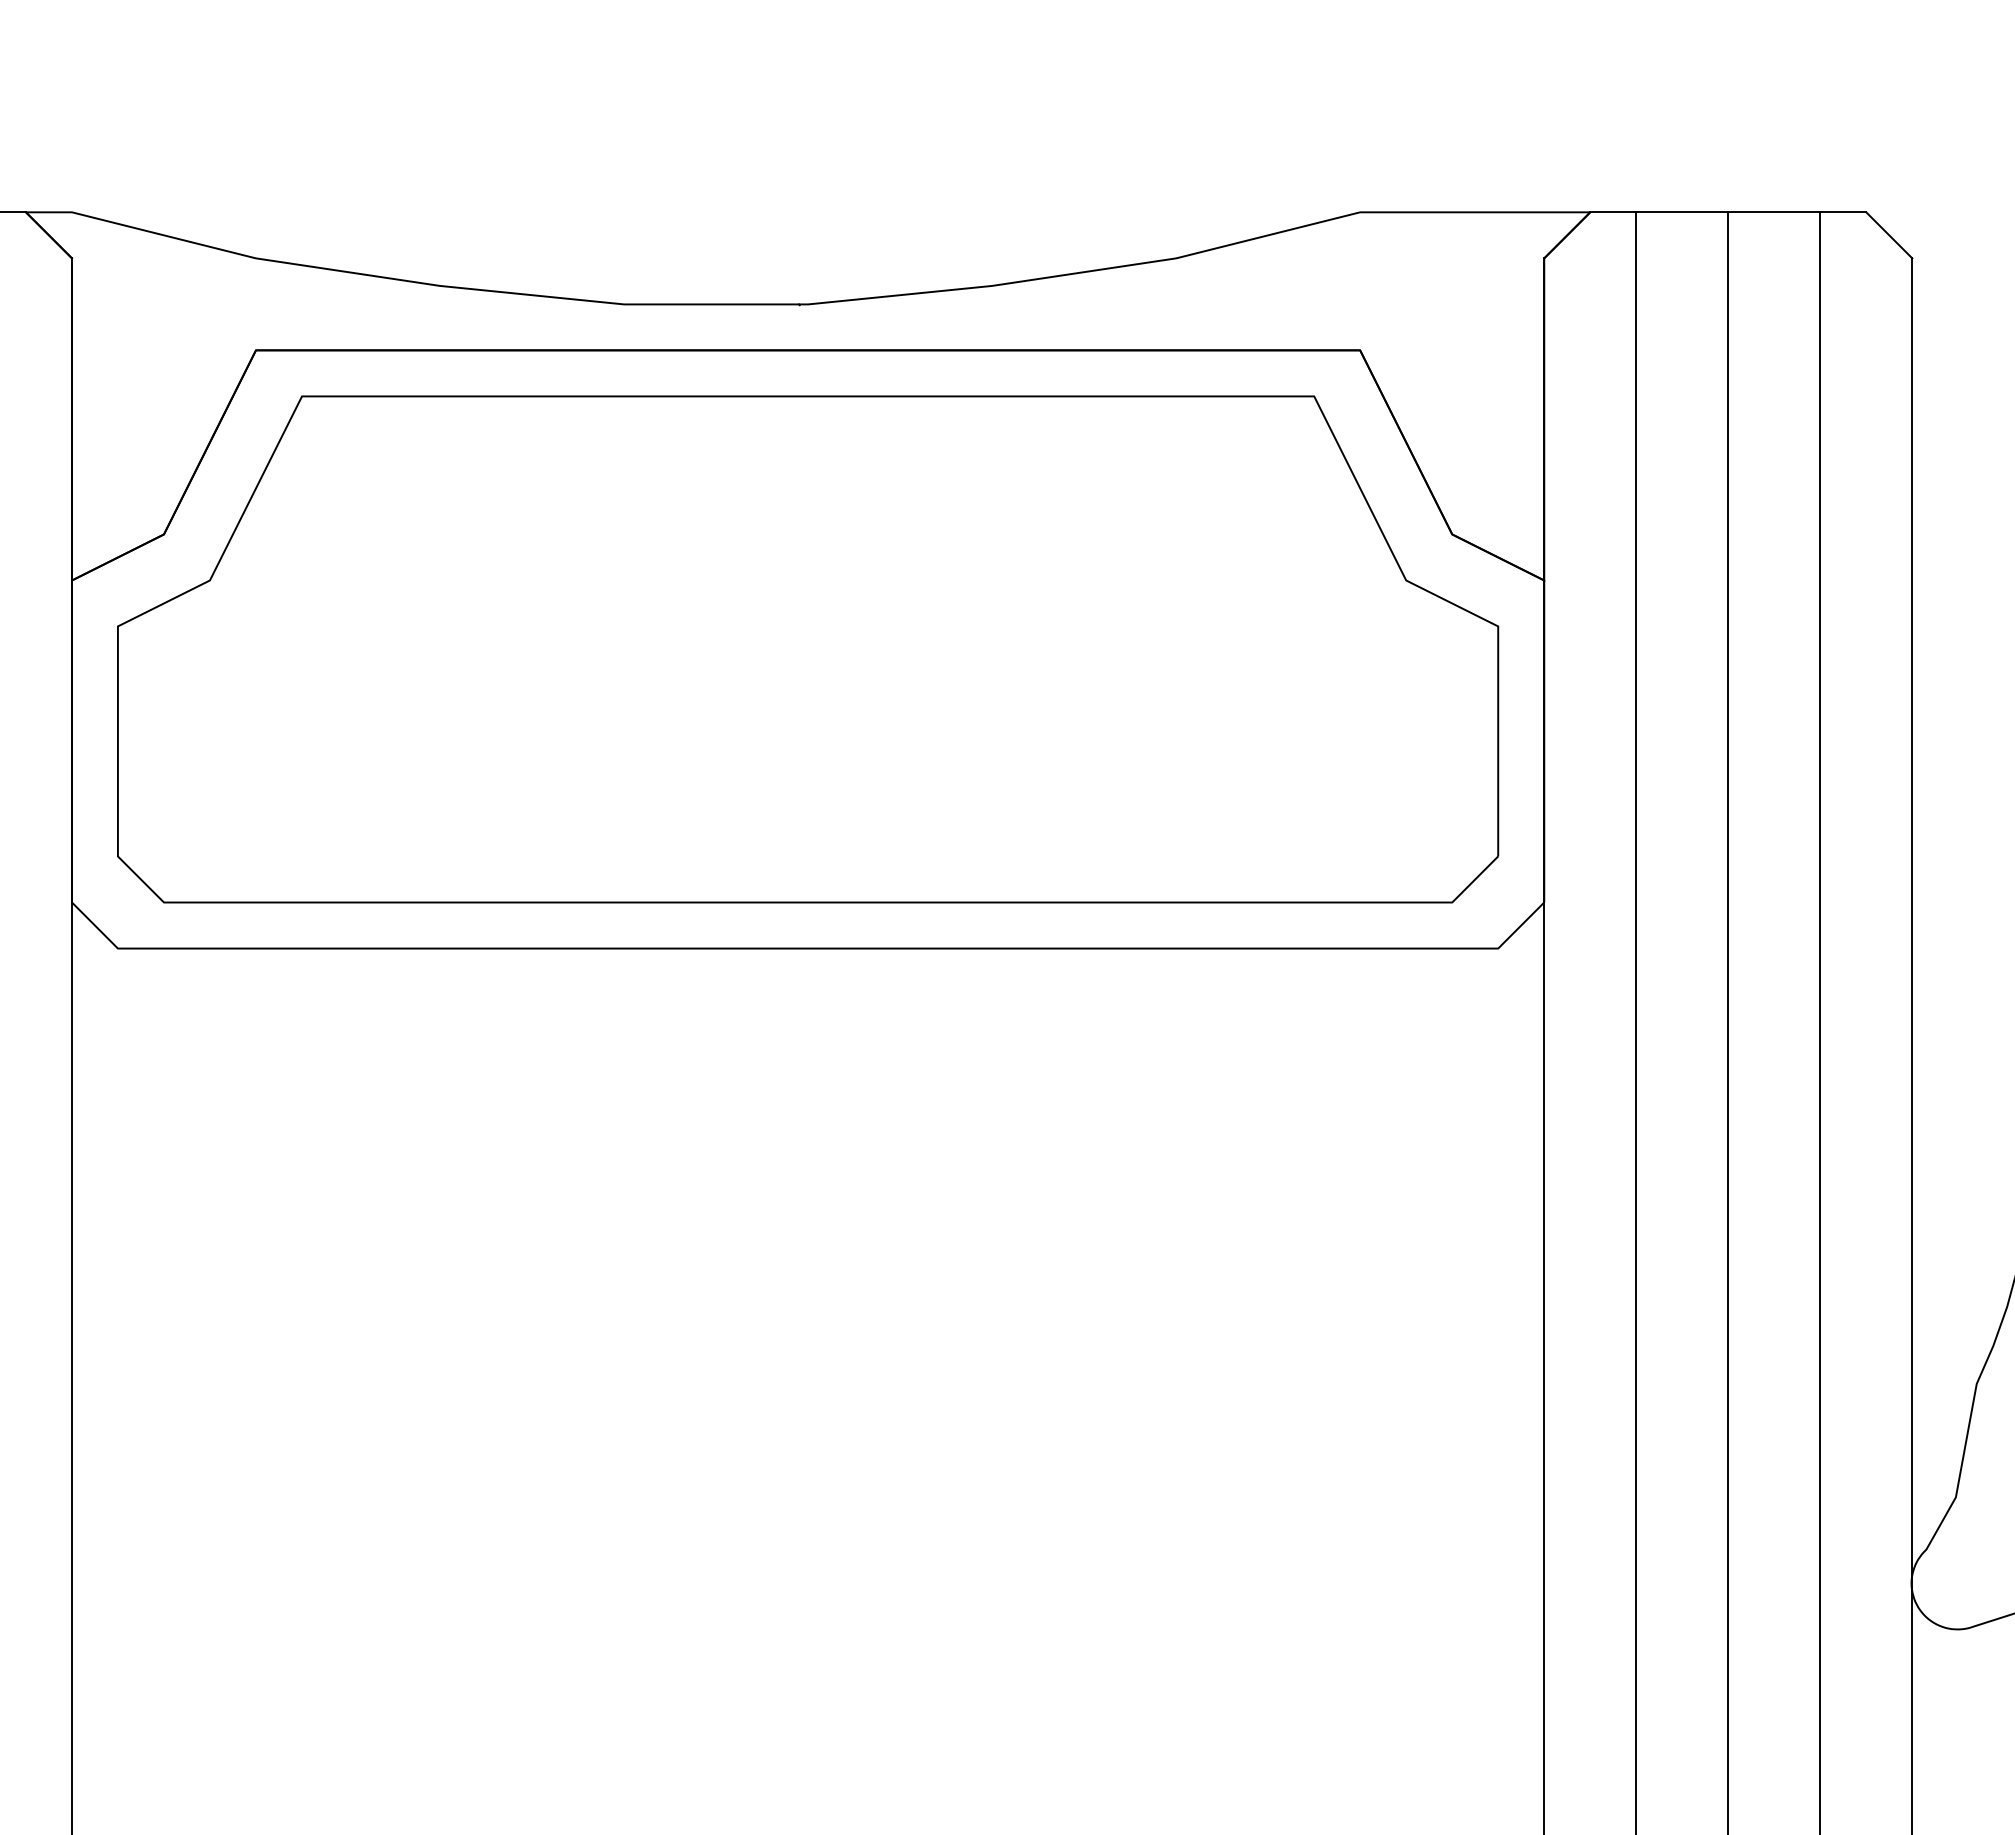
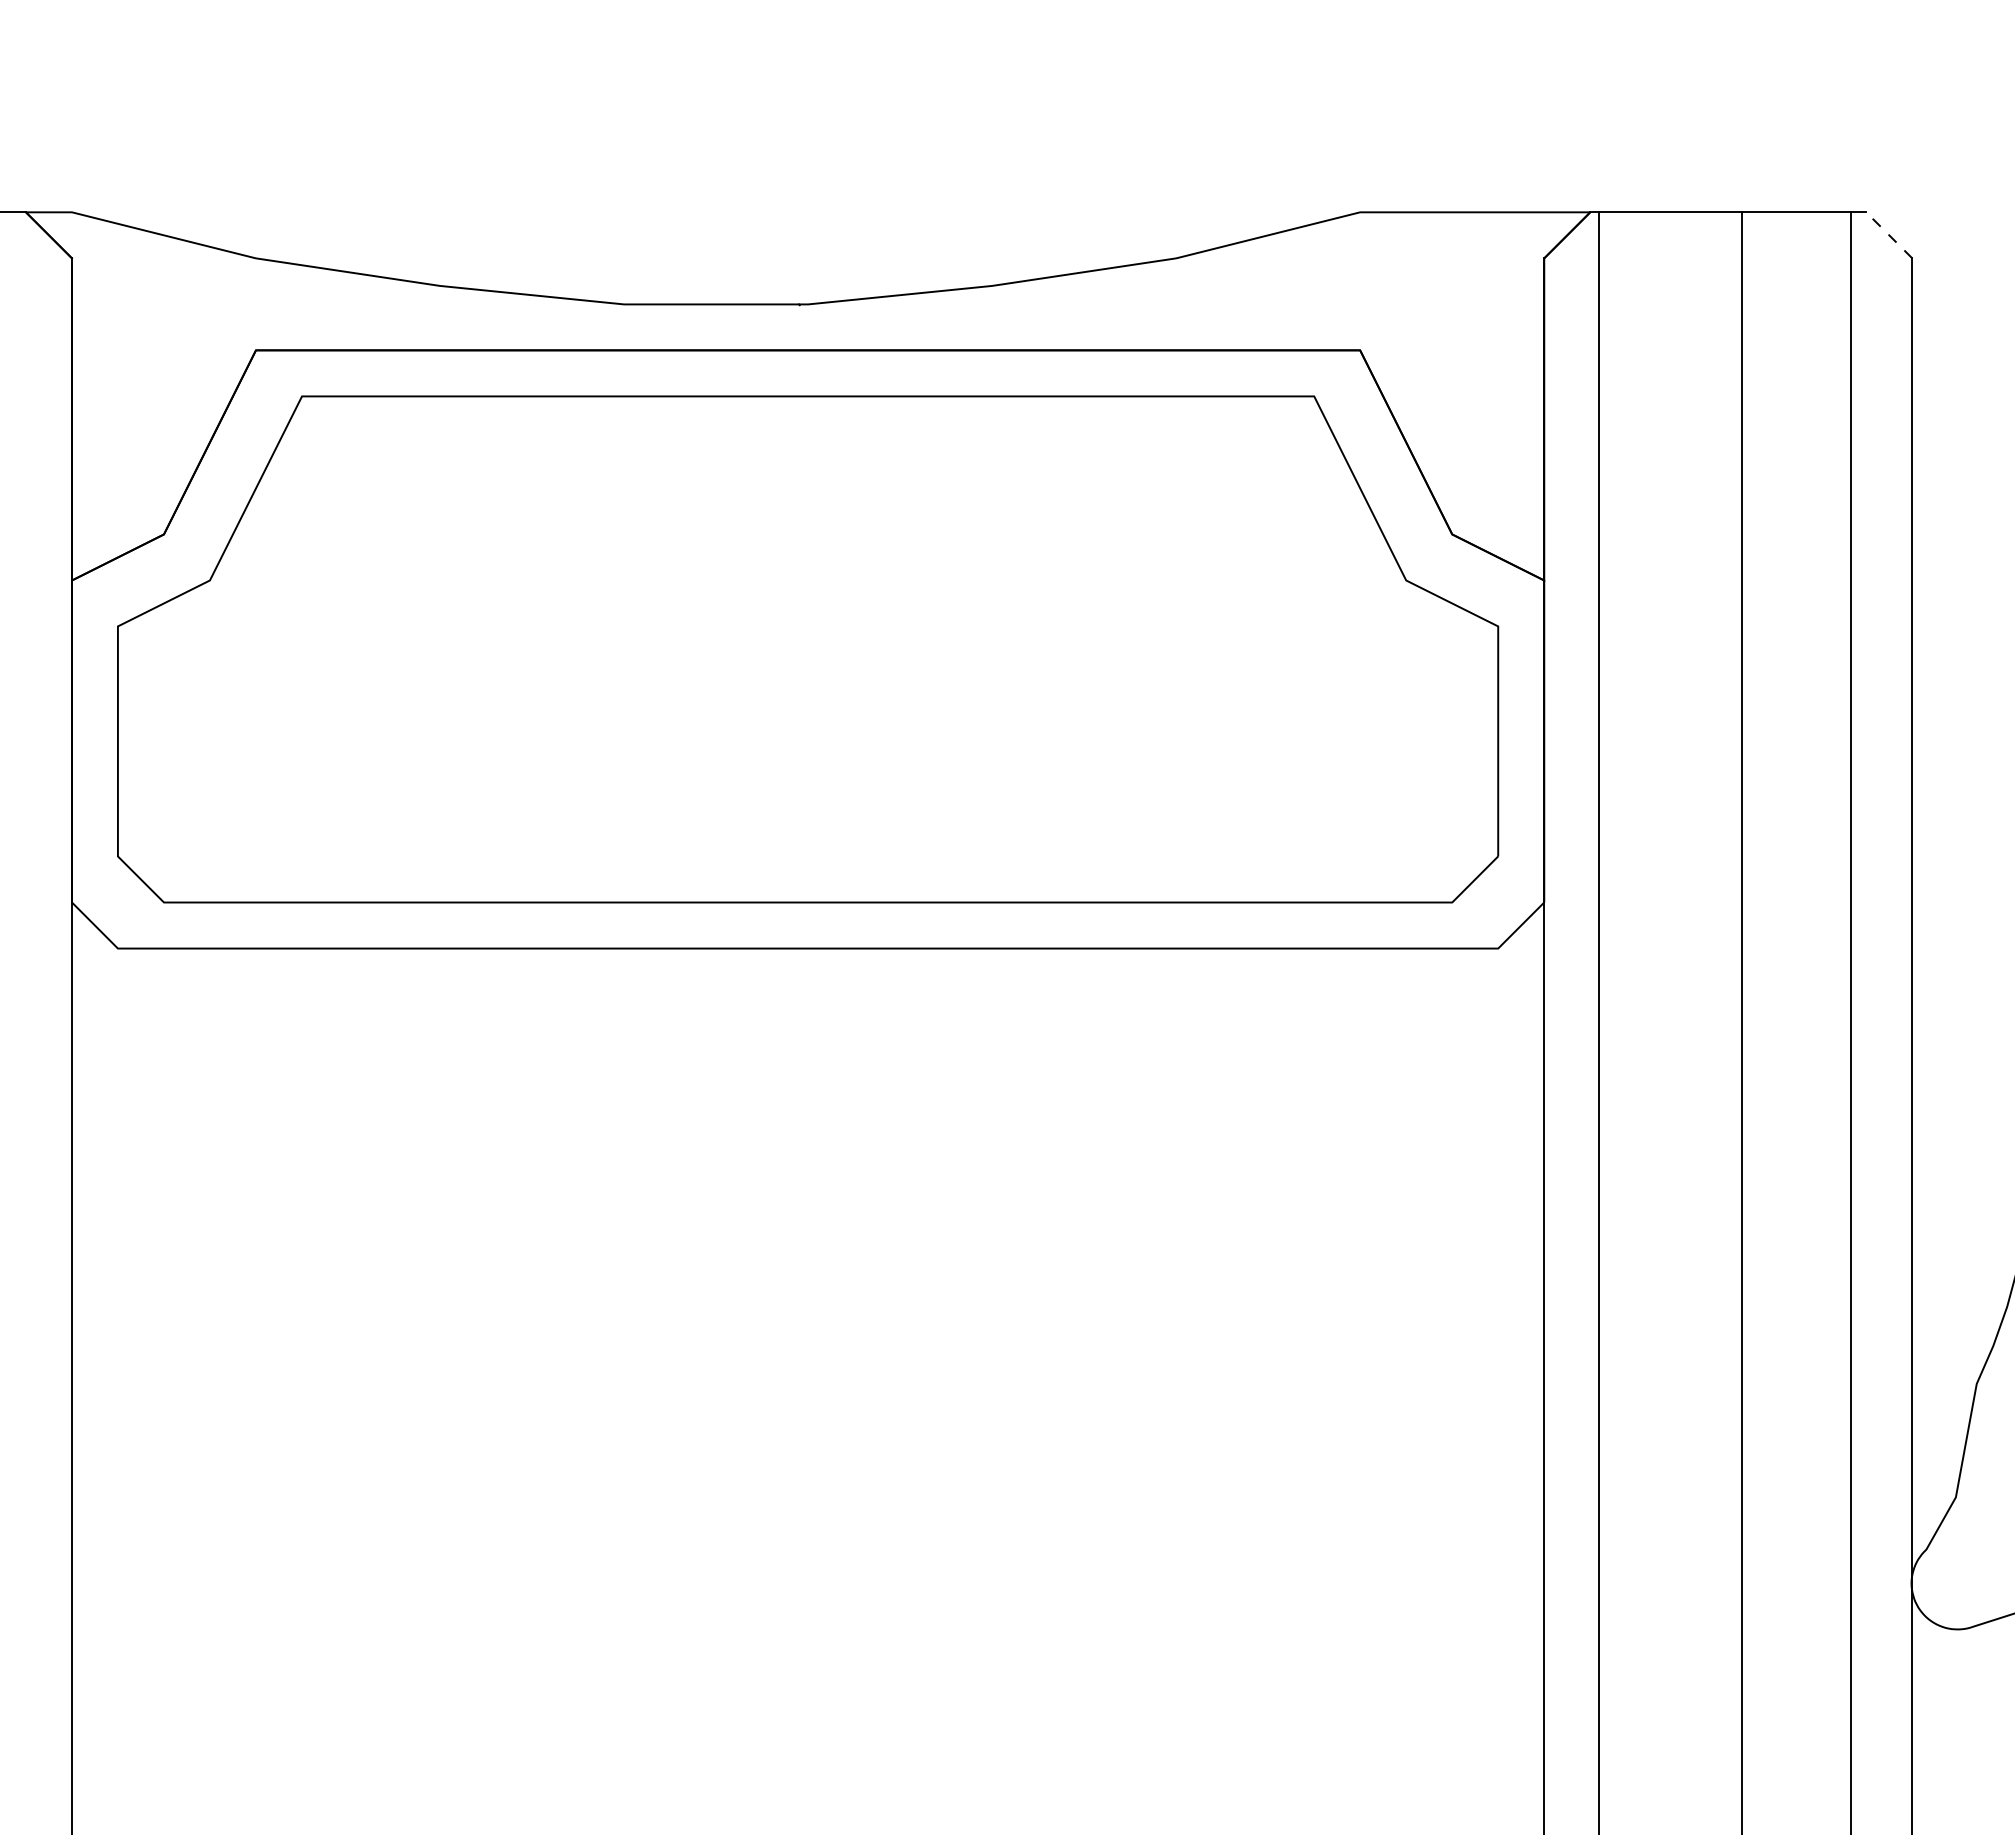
line: solid -> dashed (1889, 235)
line position: (1636, 1021) -> (1599, 1021) (1599, 1021)
line position: (1728, 1021) -> (1742, 1021) (1742, 1021)
line position: (1820, 1021) -> (1851, 1021) (1851, 1021)
